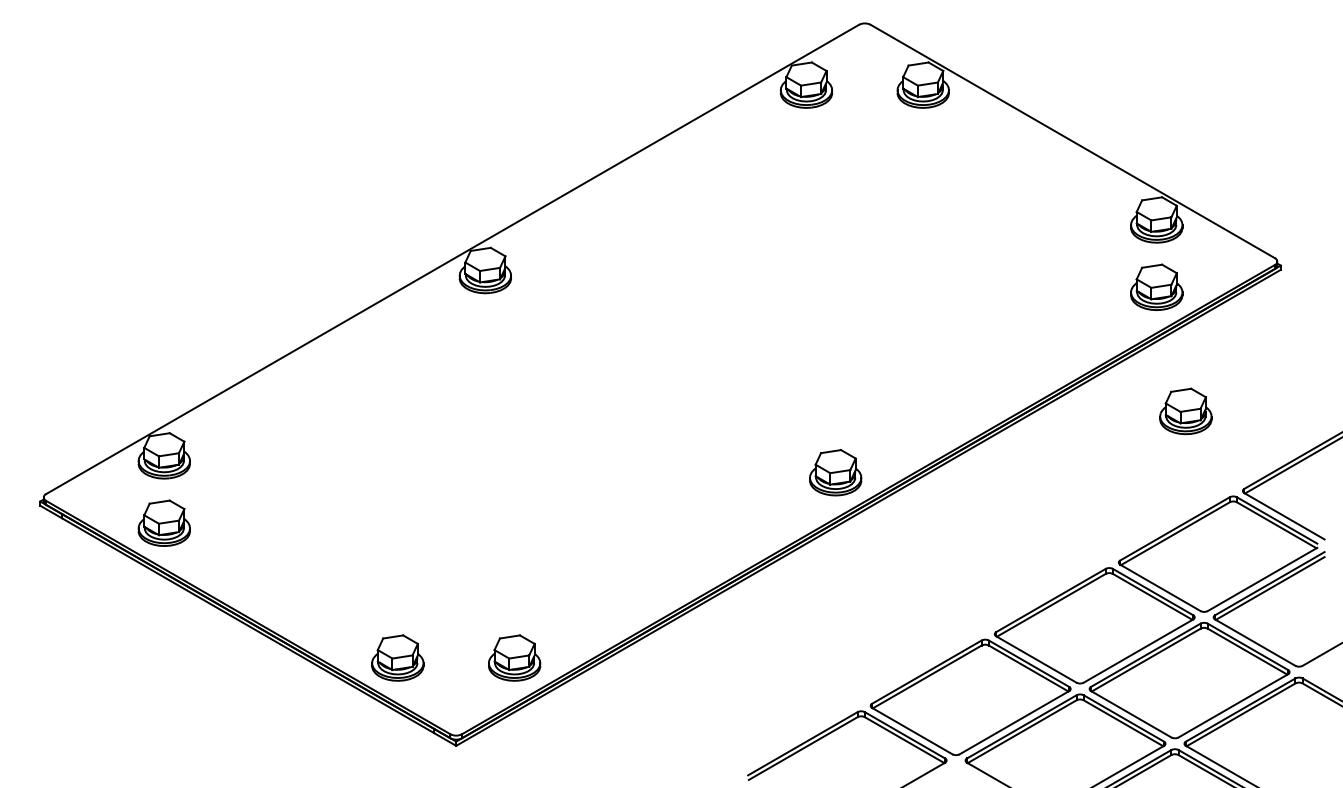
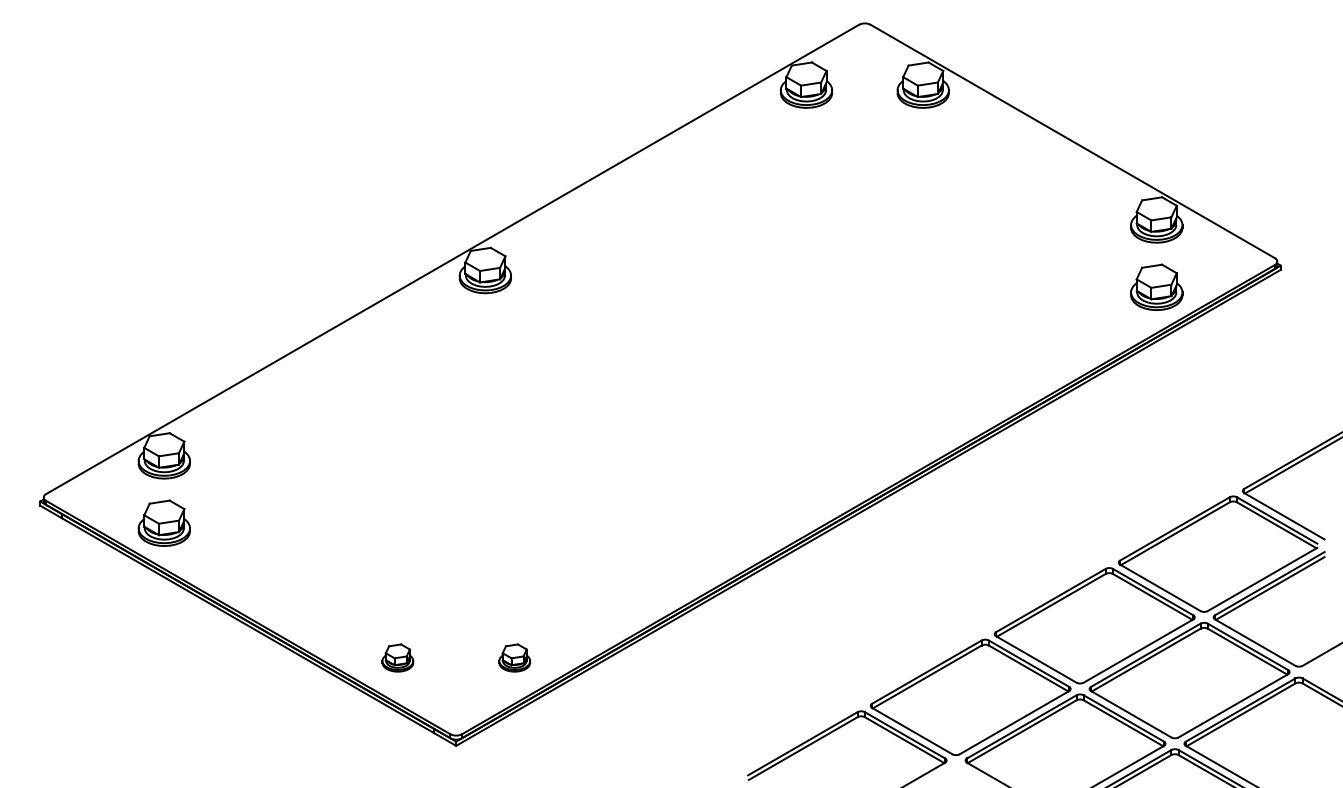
part: present -> none (1185, 411)
part: present -> none (835, 472)
part size: 54x48 px -> 34x30 px (397, 657)
part size: 54x48 px -> 34x30 px (514, 657)
